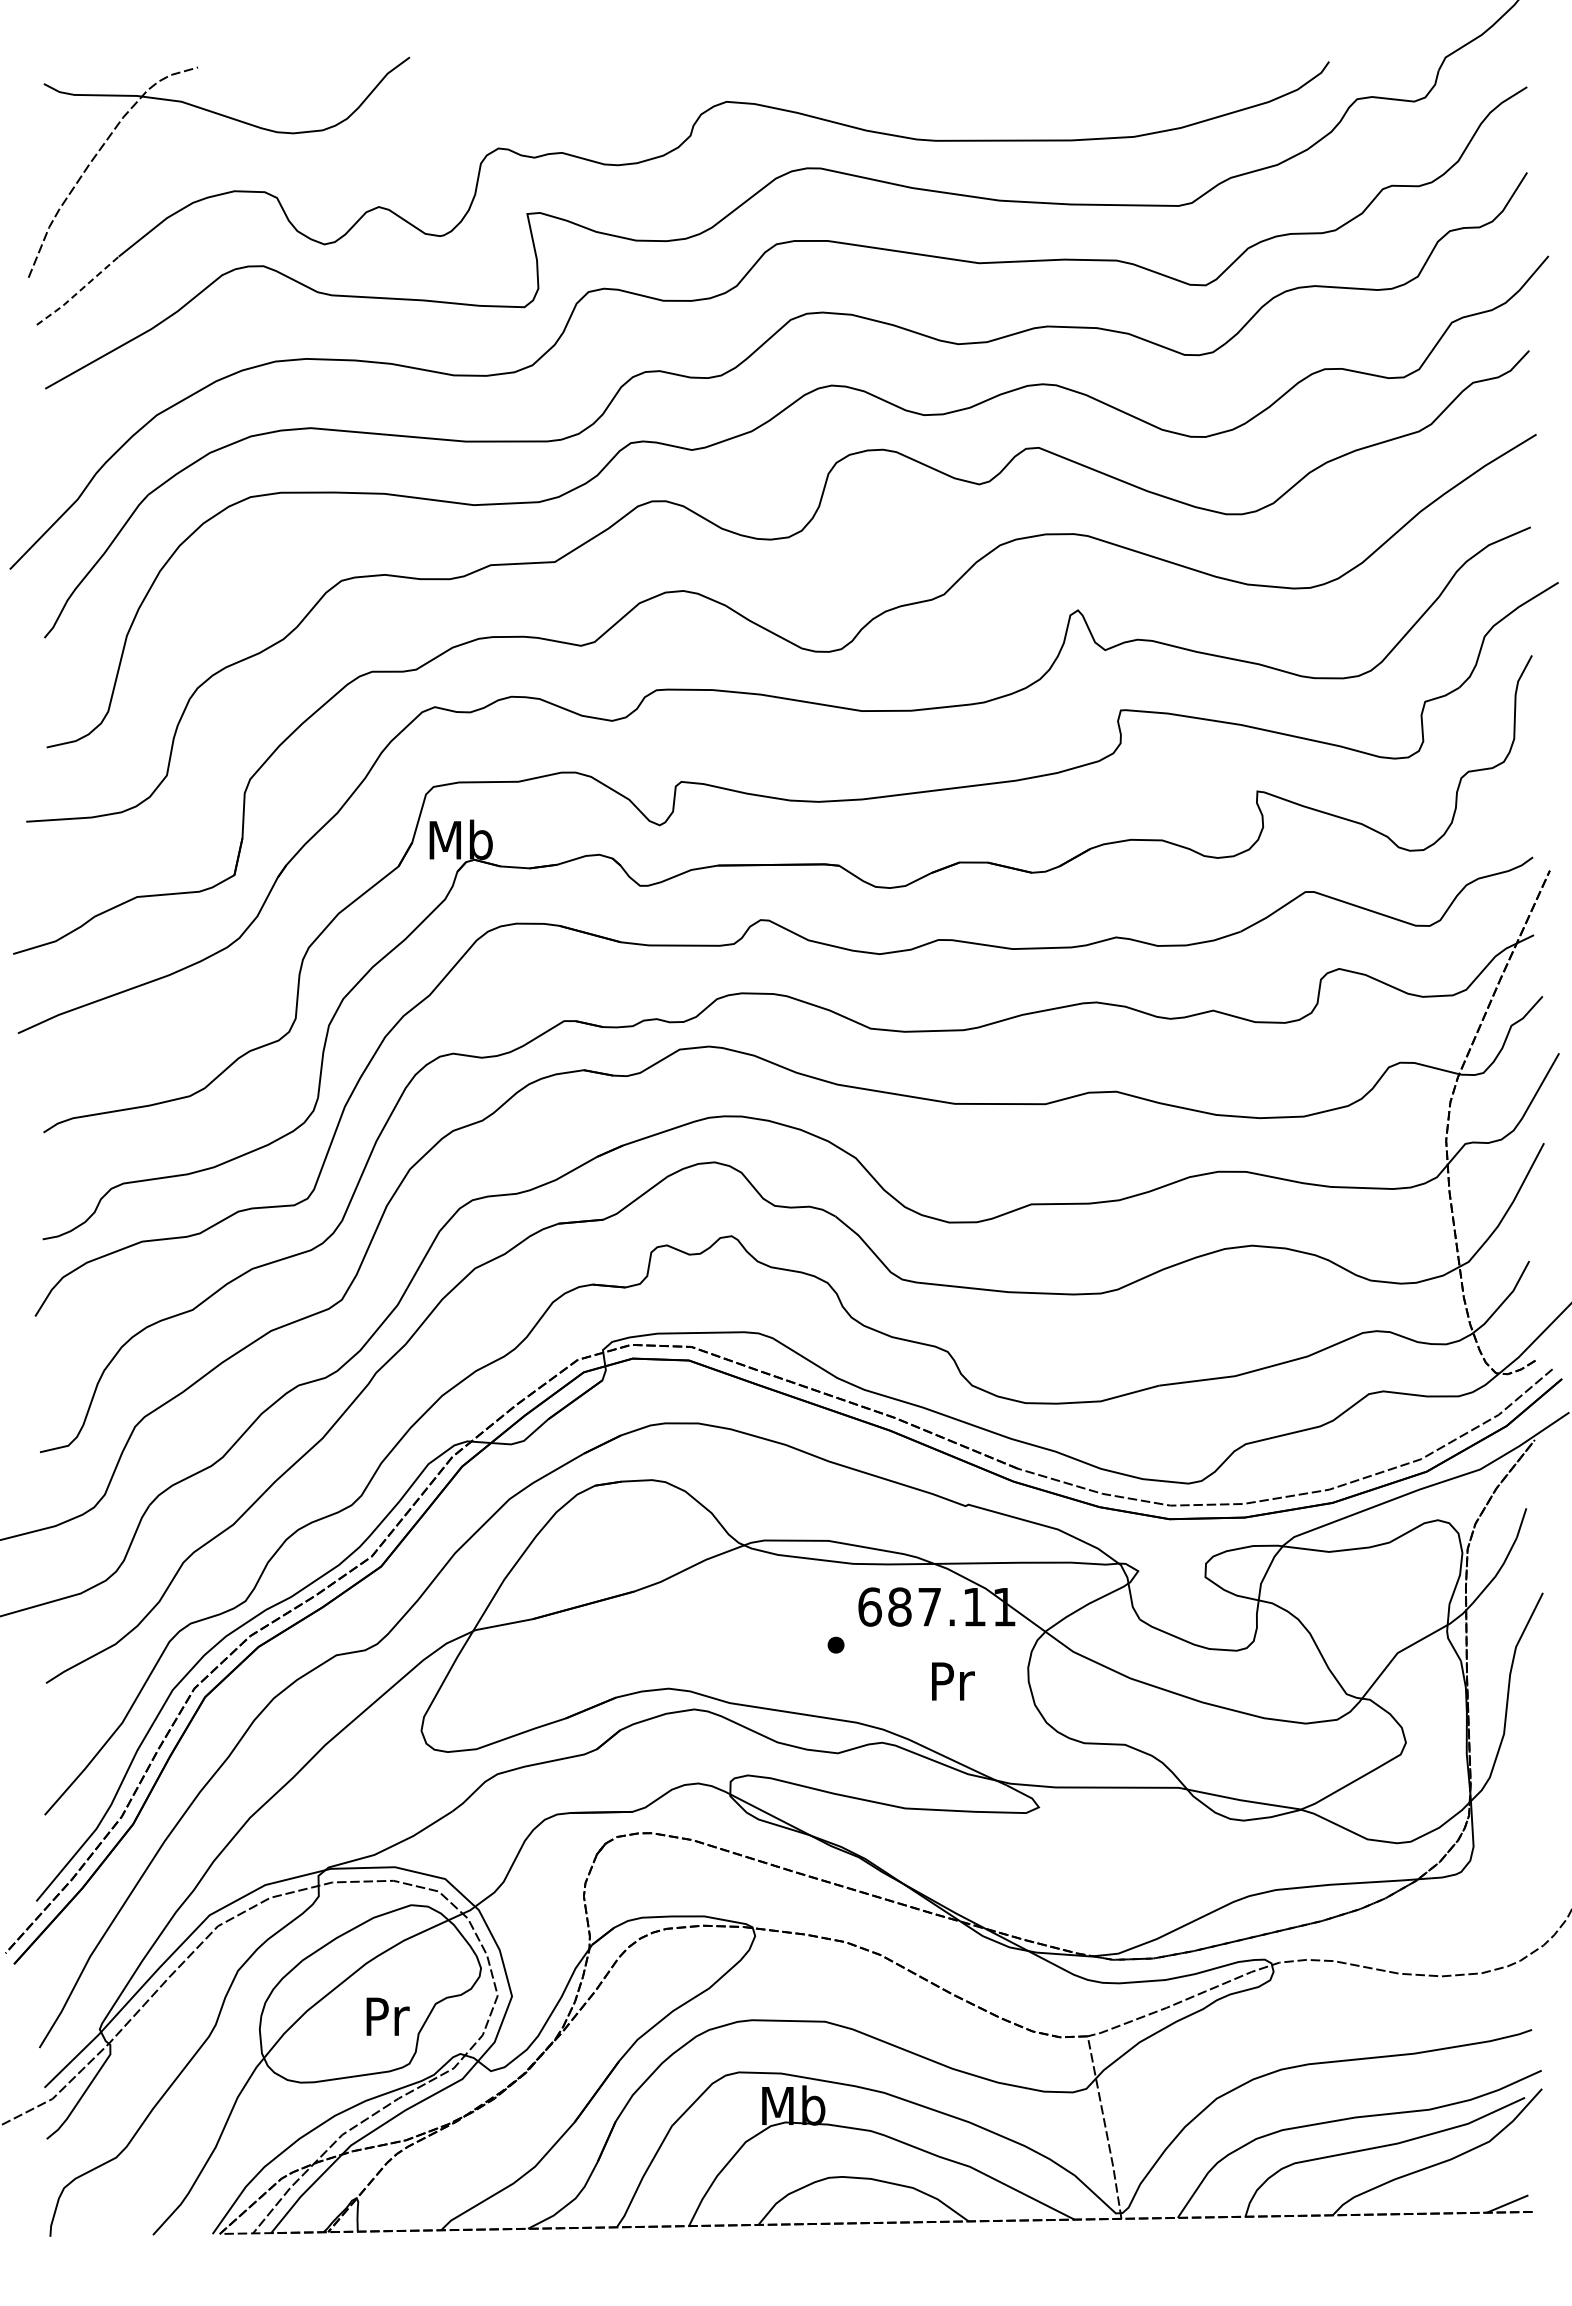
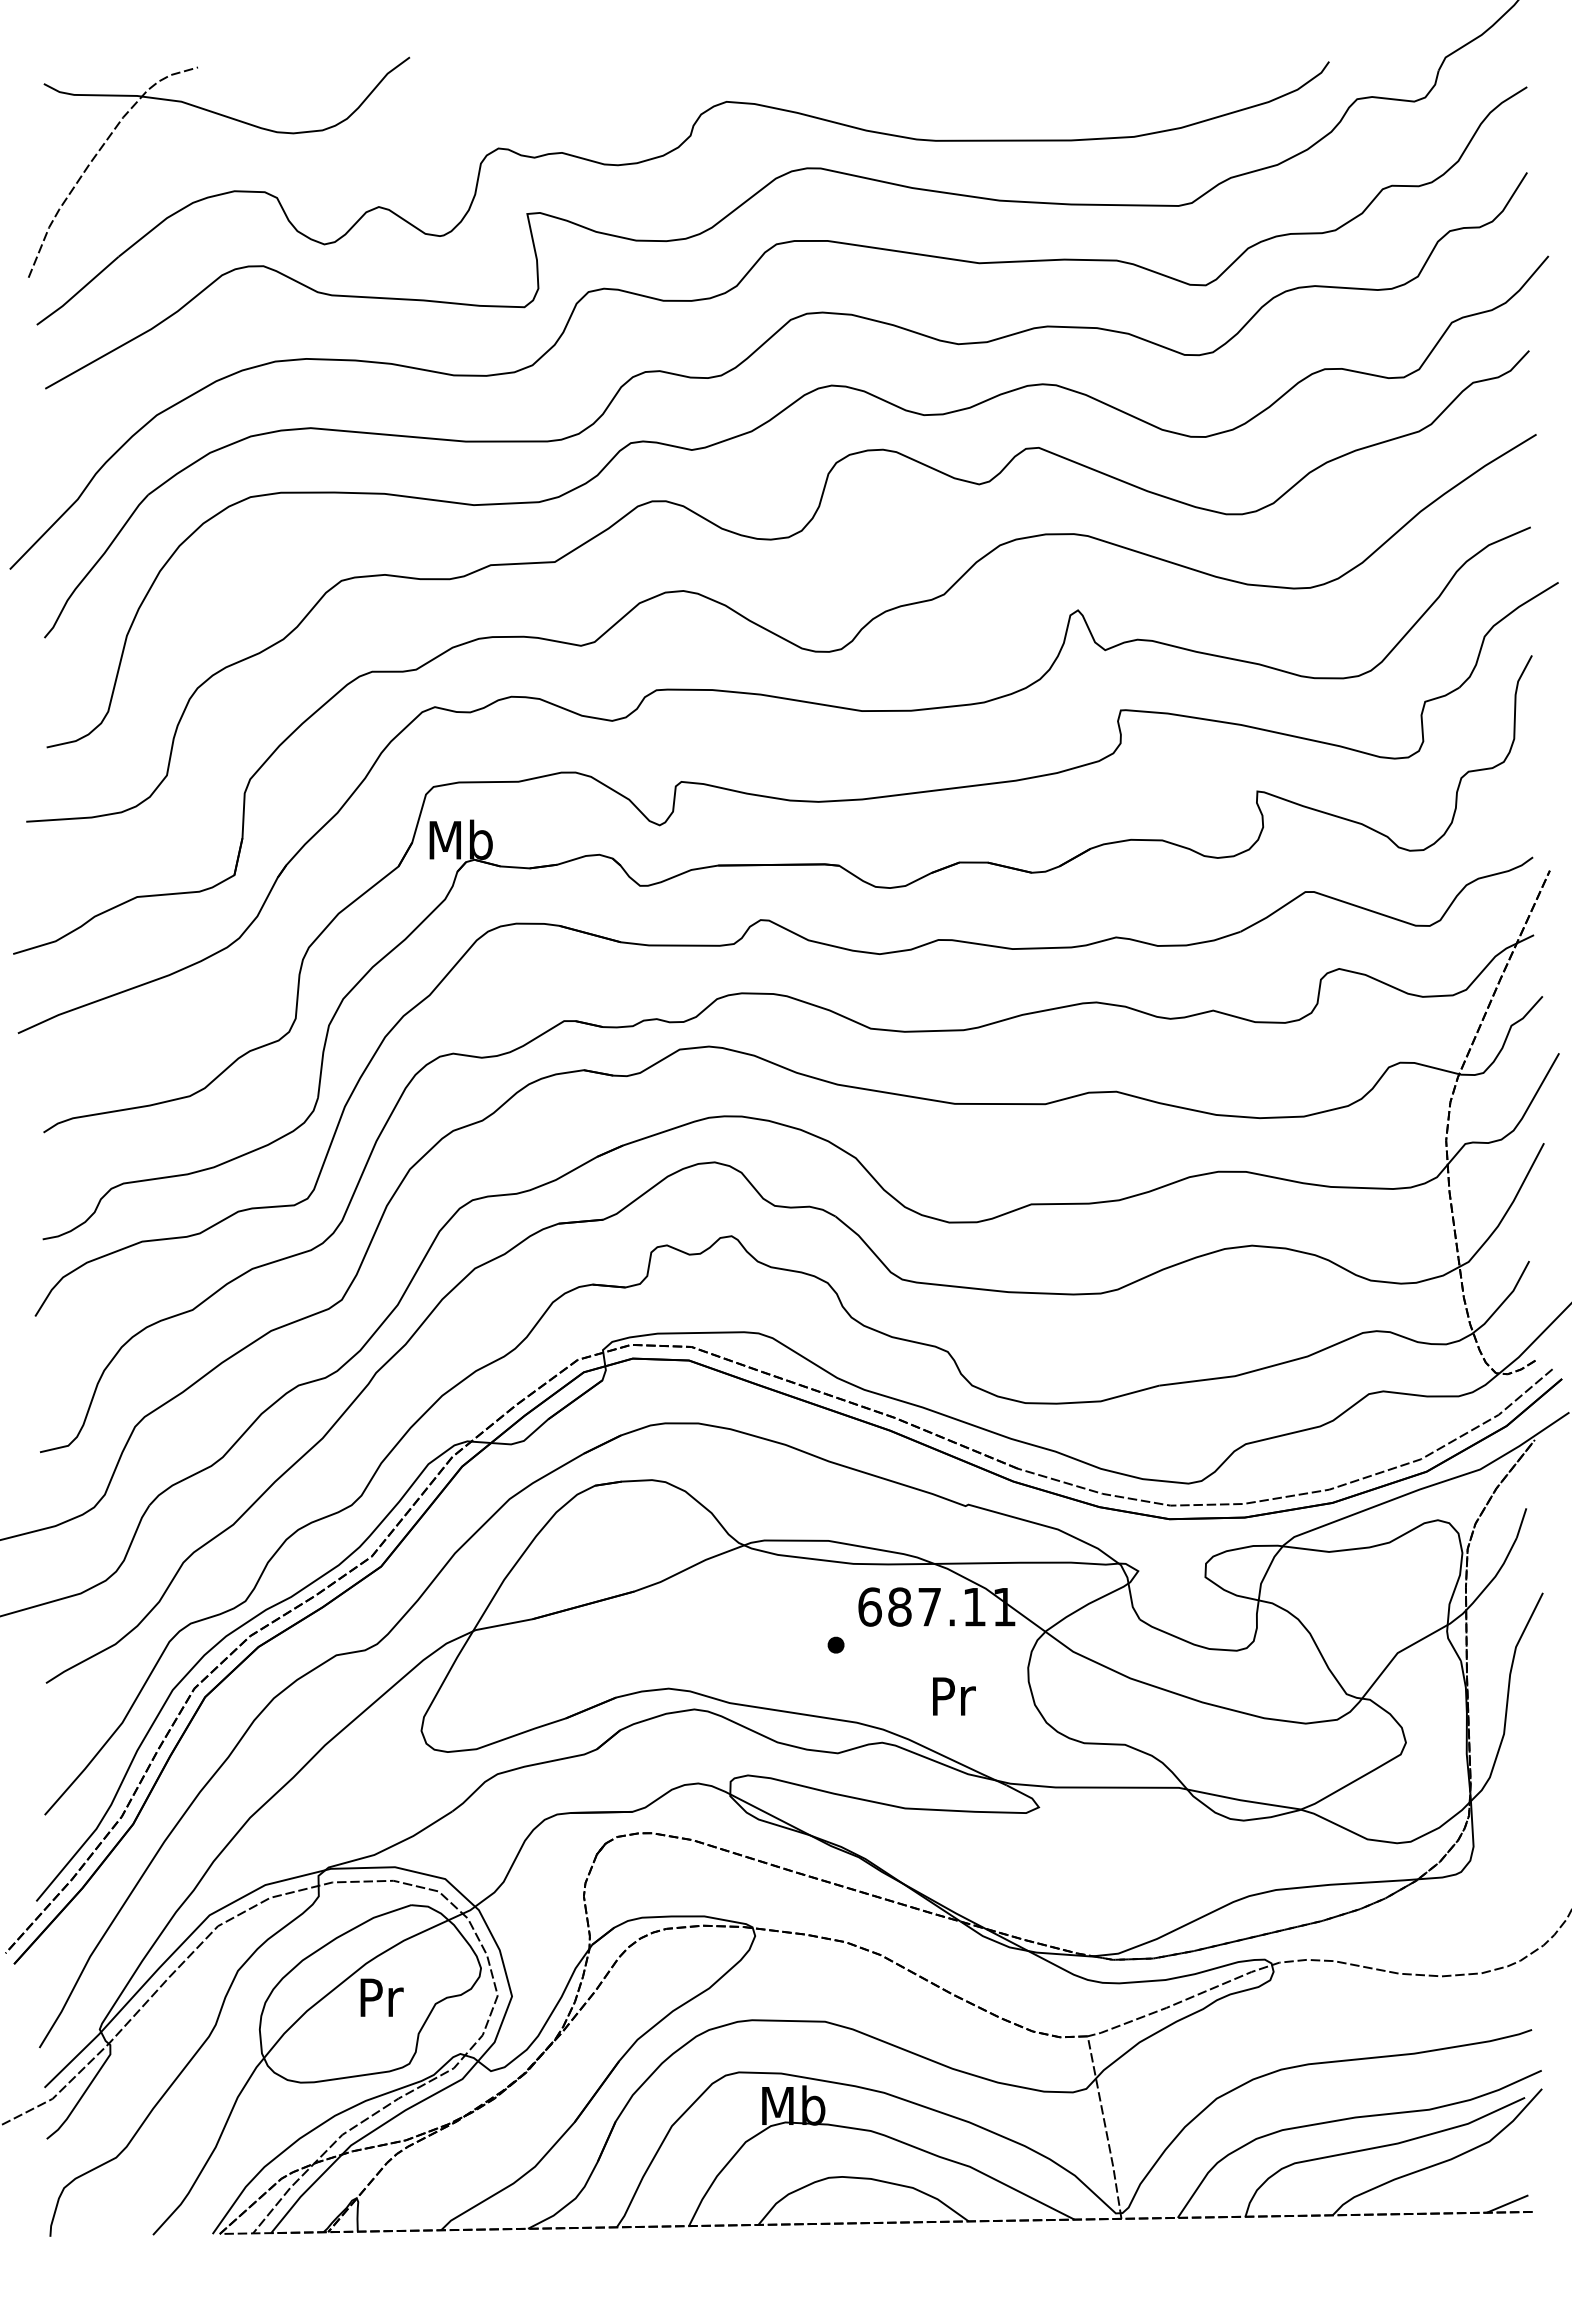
line: dashed -> solid (78, 292)
text position: (953, 1681) -> (954, 1696) (954, 1696)
text position: (387, 2016) -> (381, 1997) (381, 1997)
